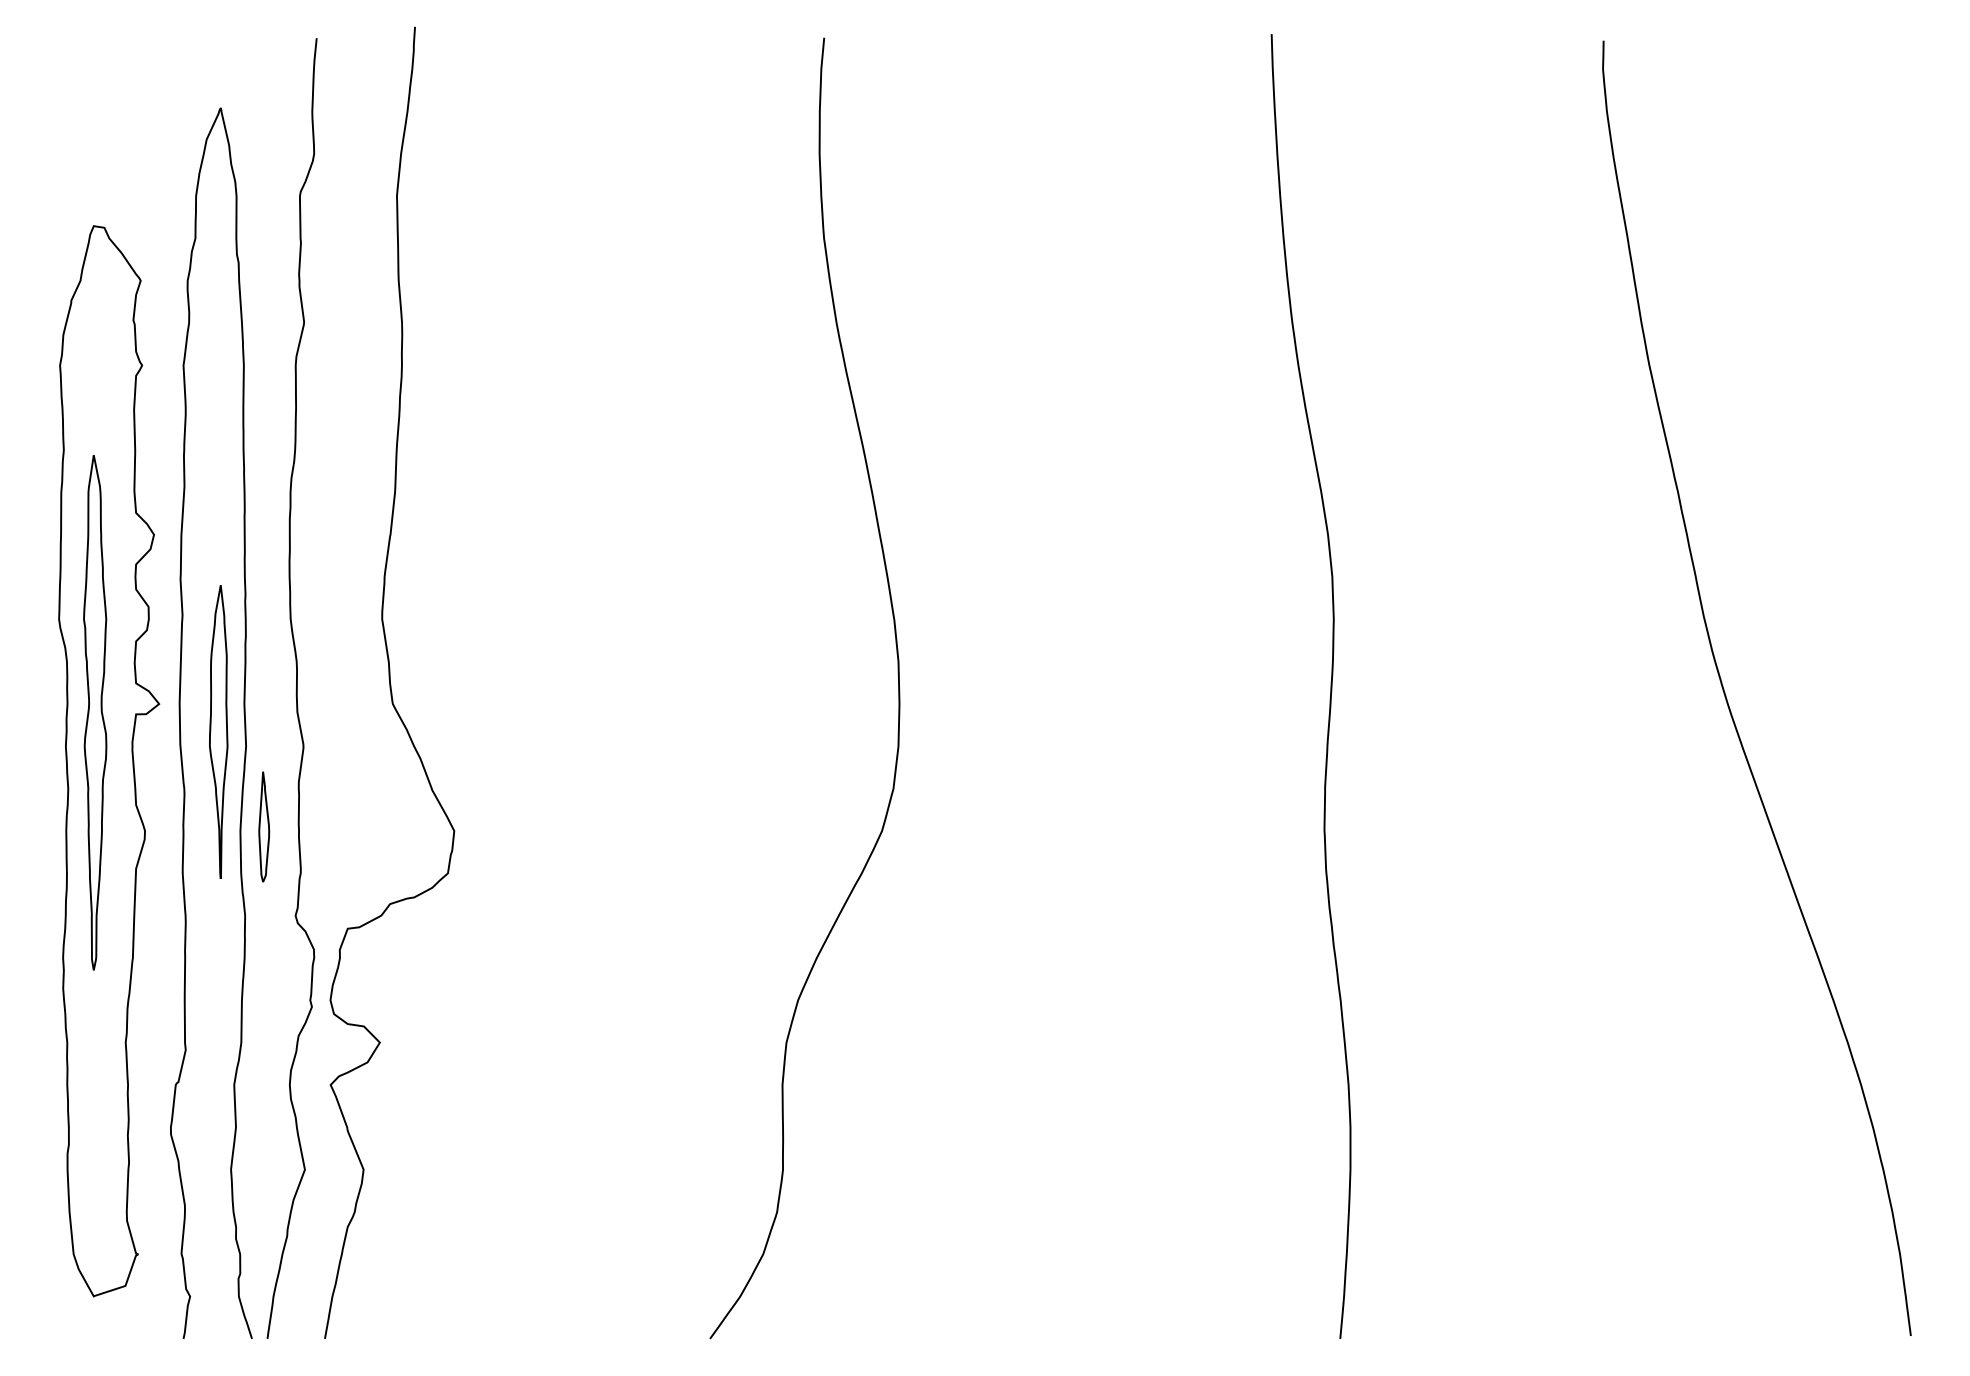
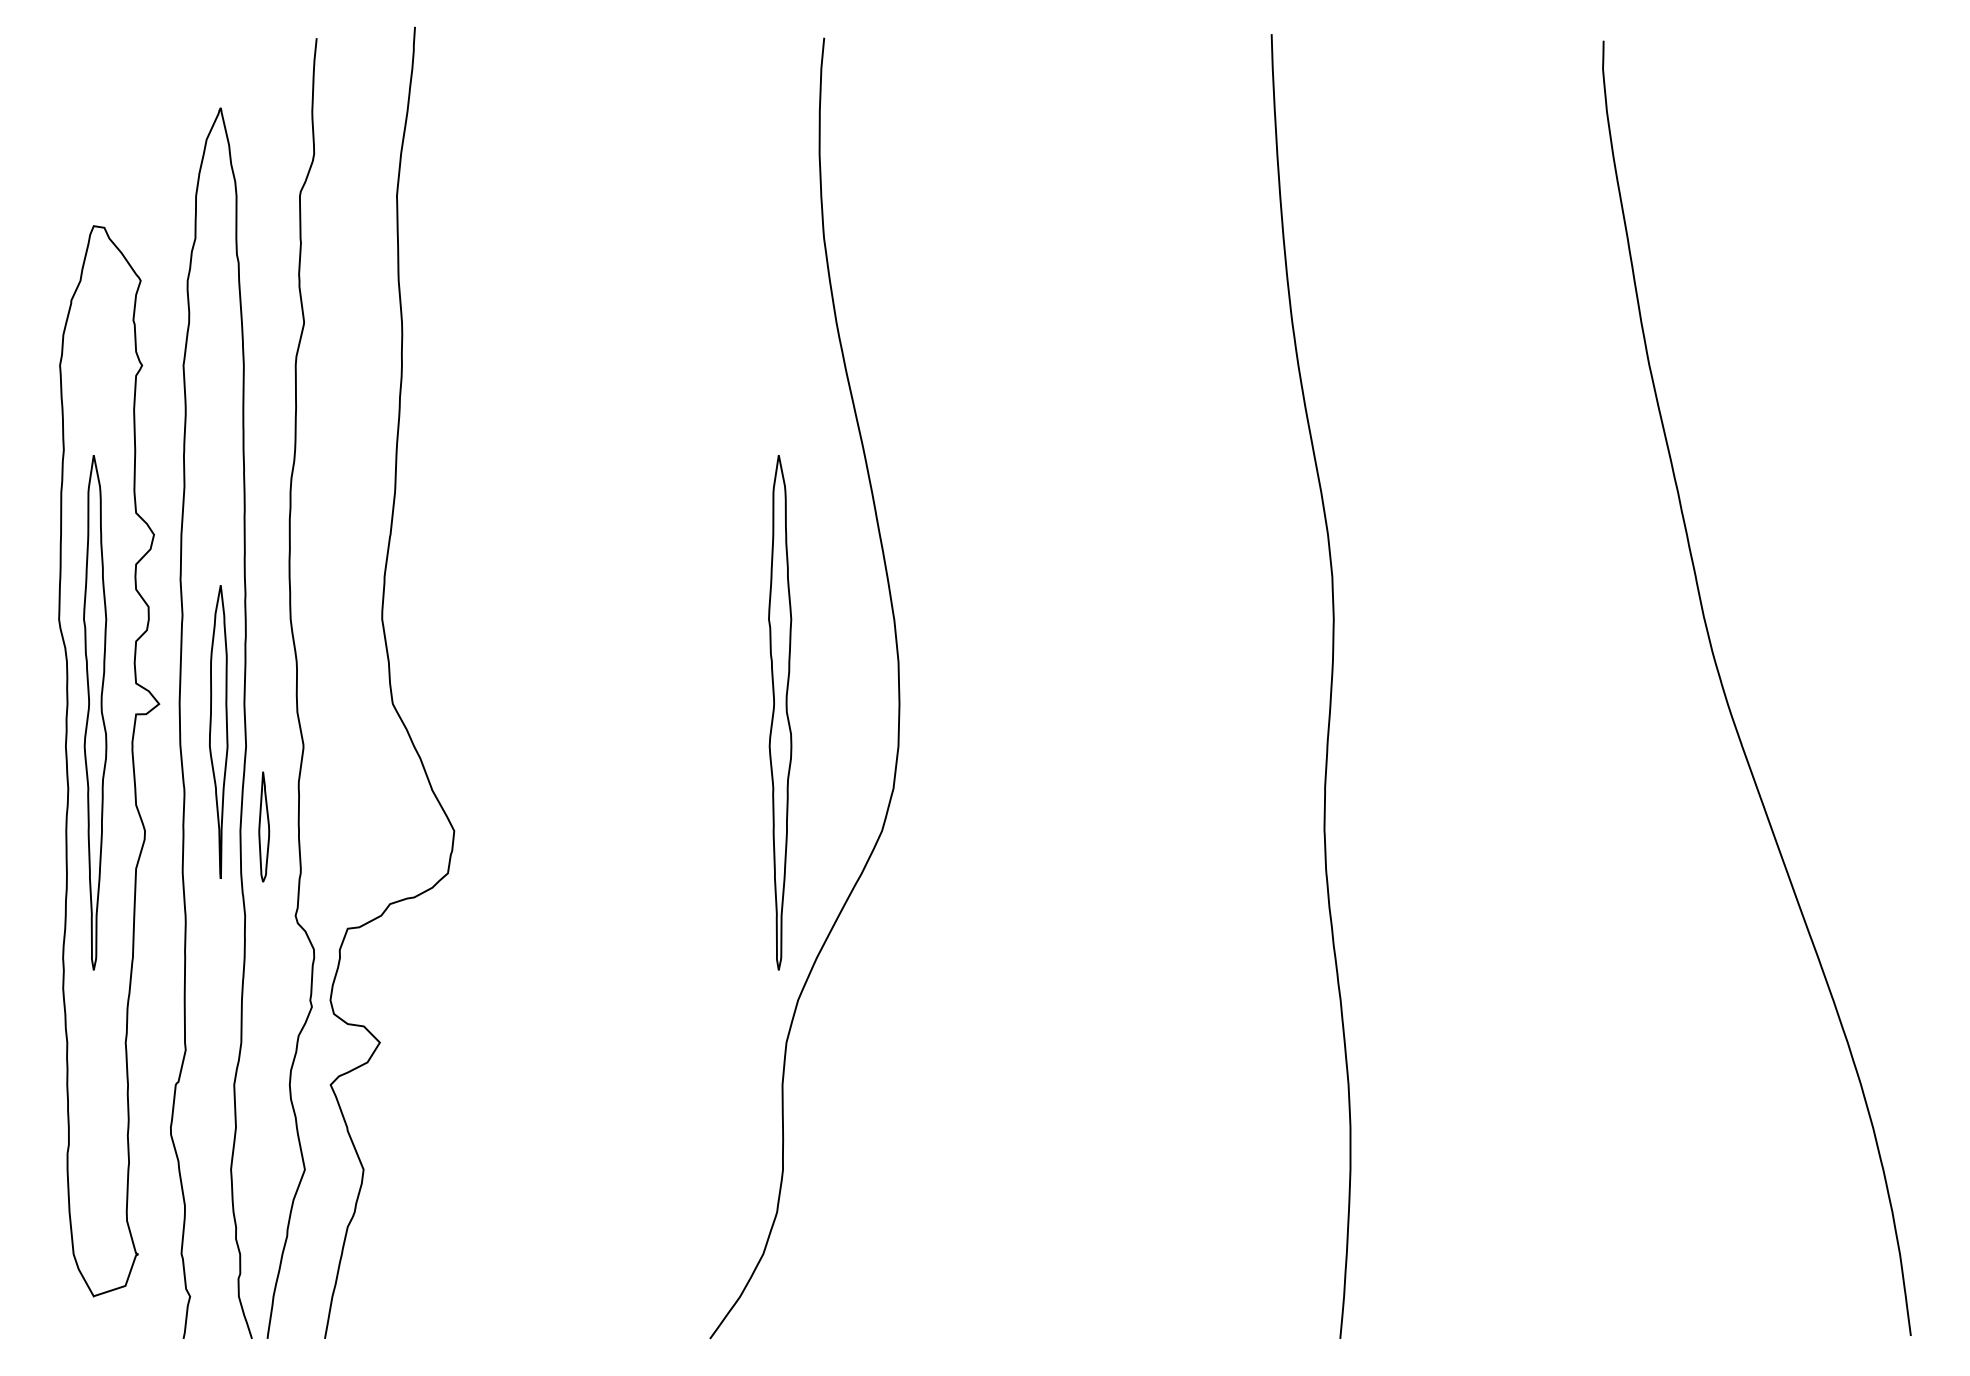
part: none -> present (780, 712)
